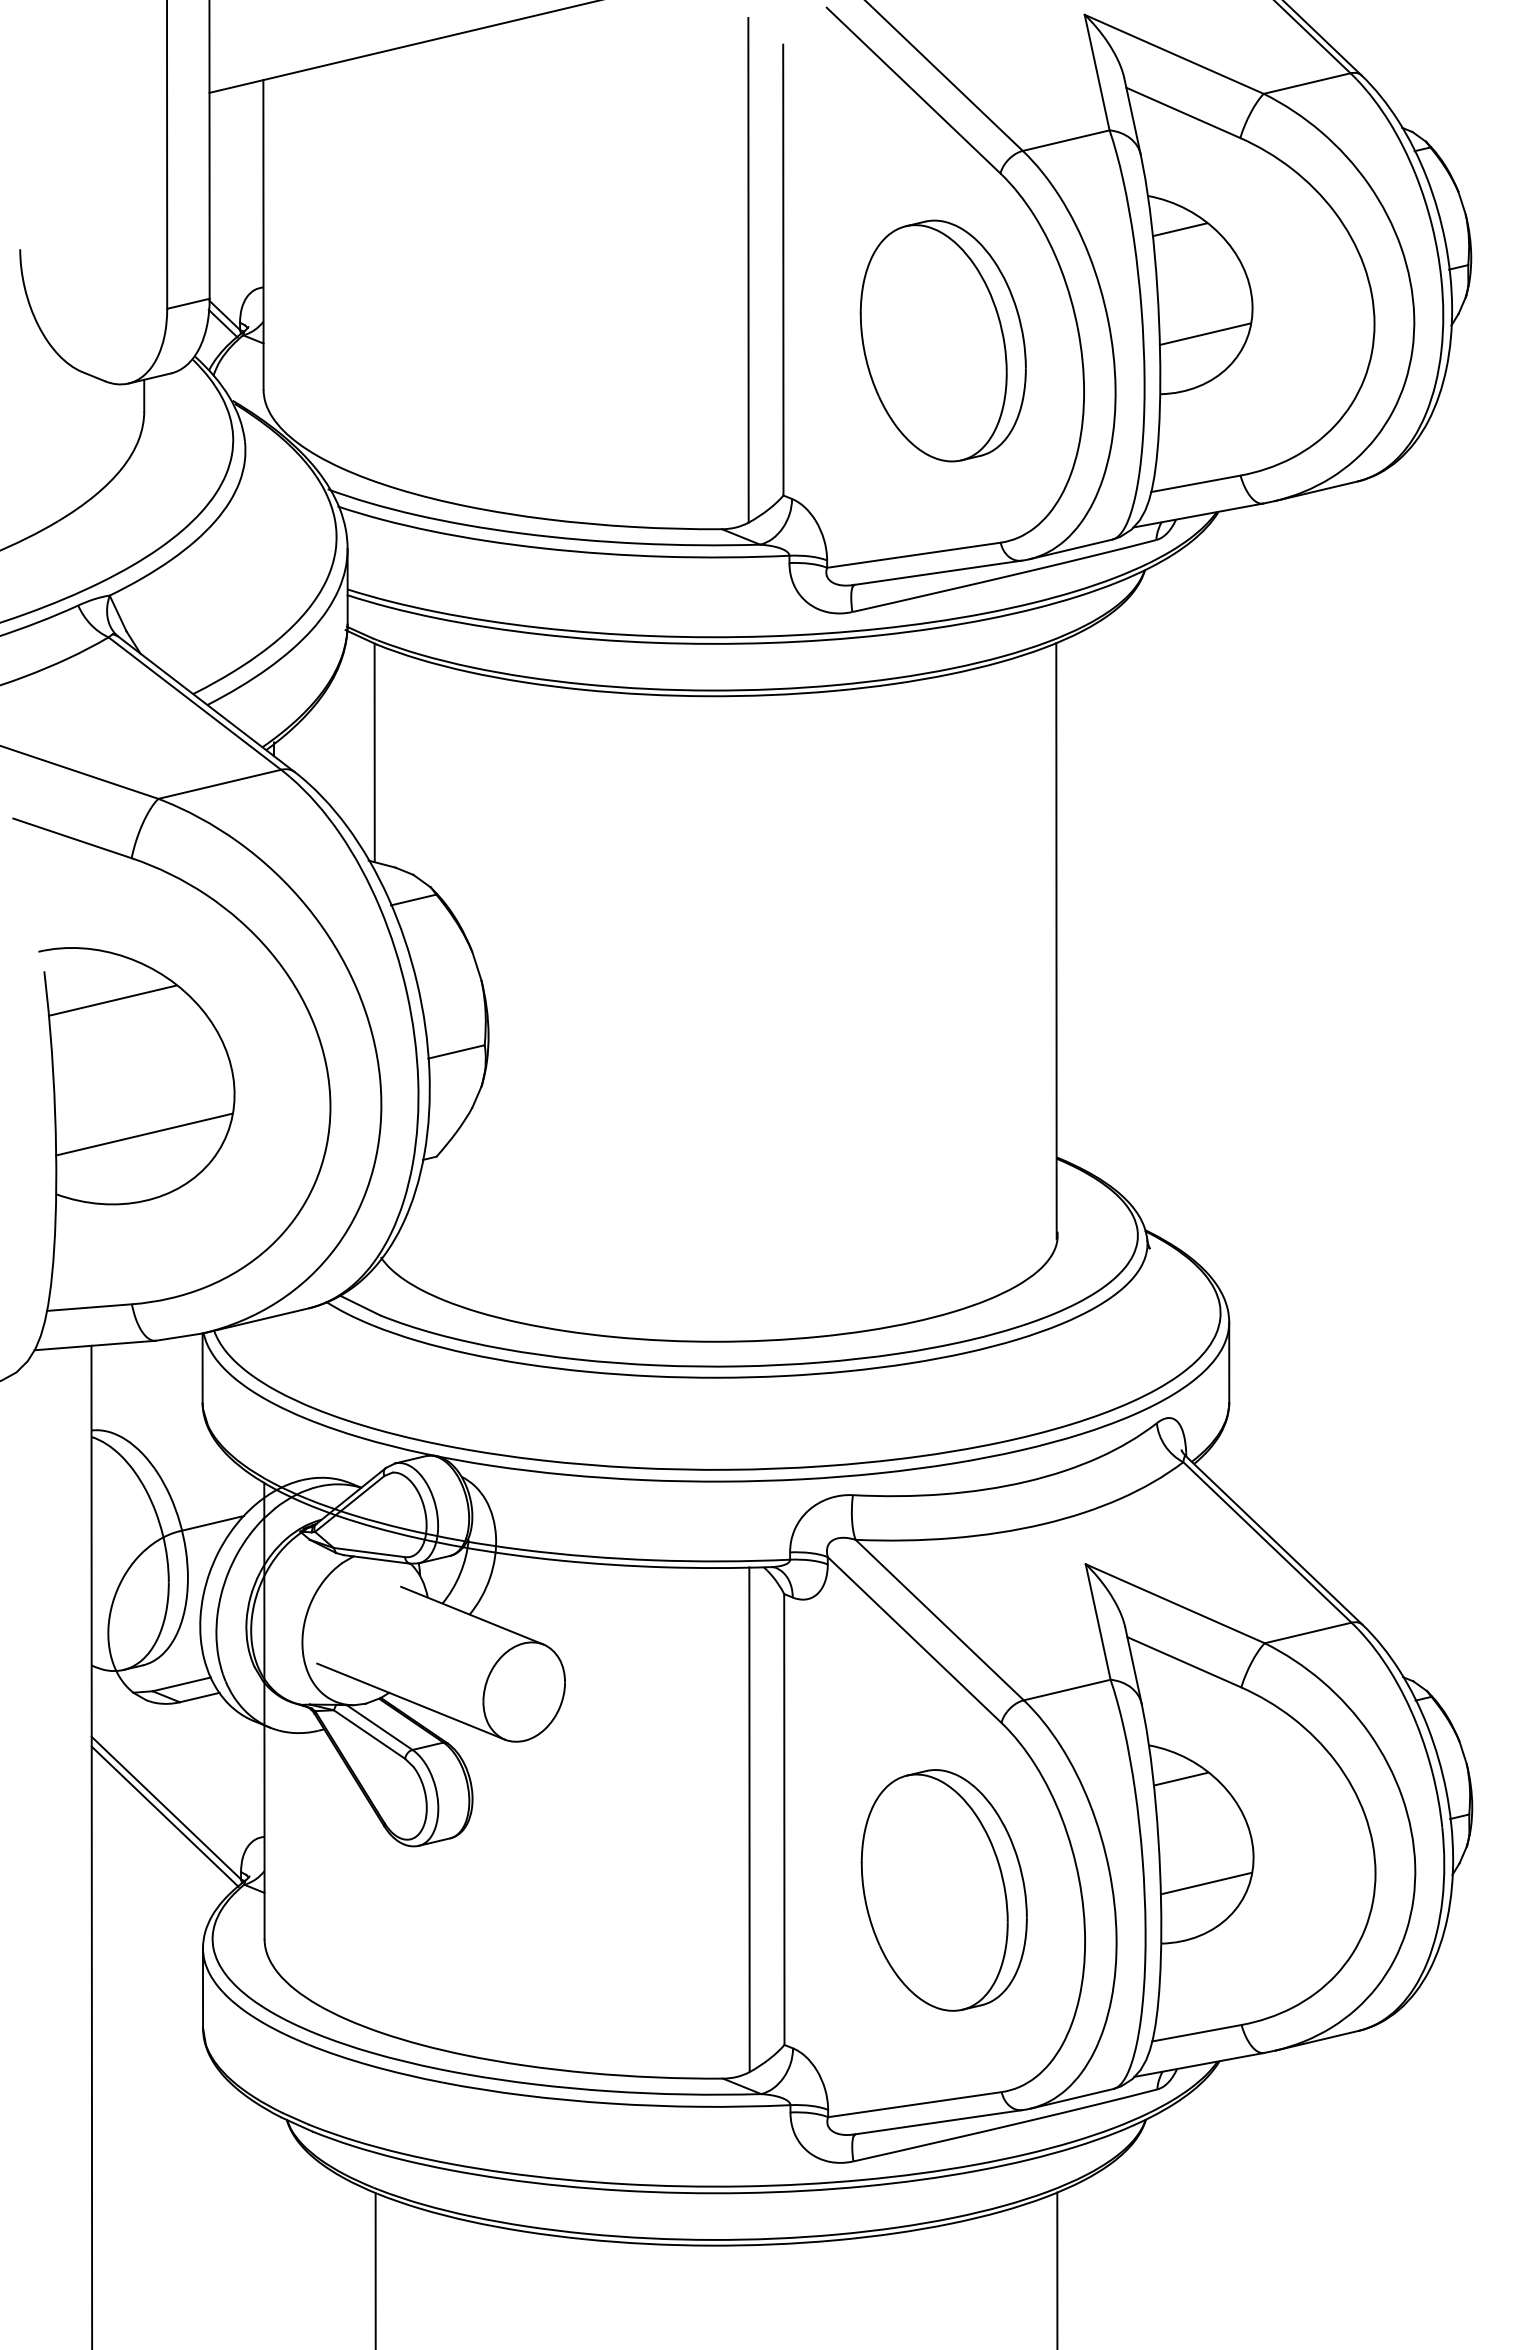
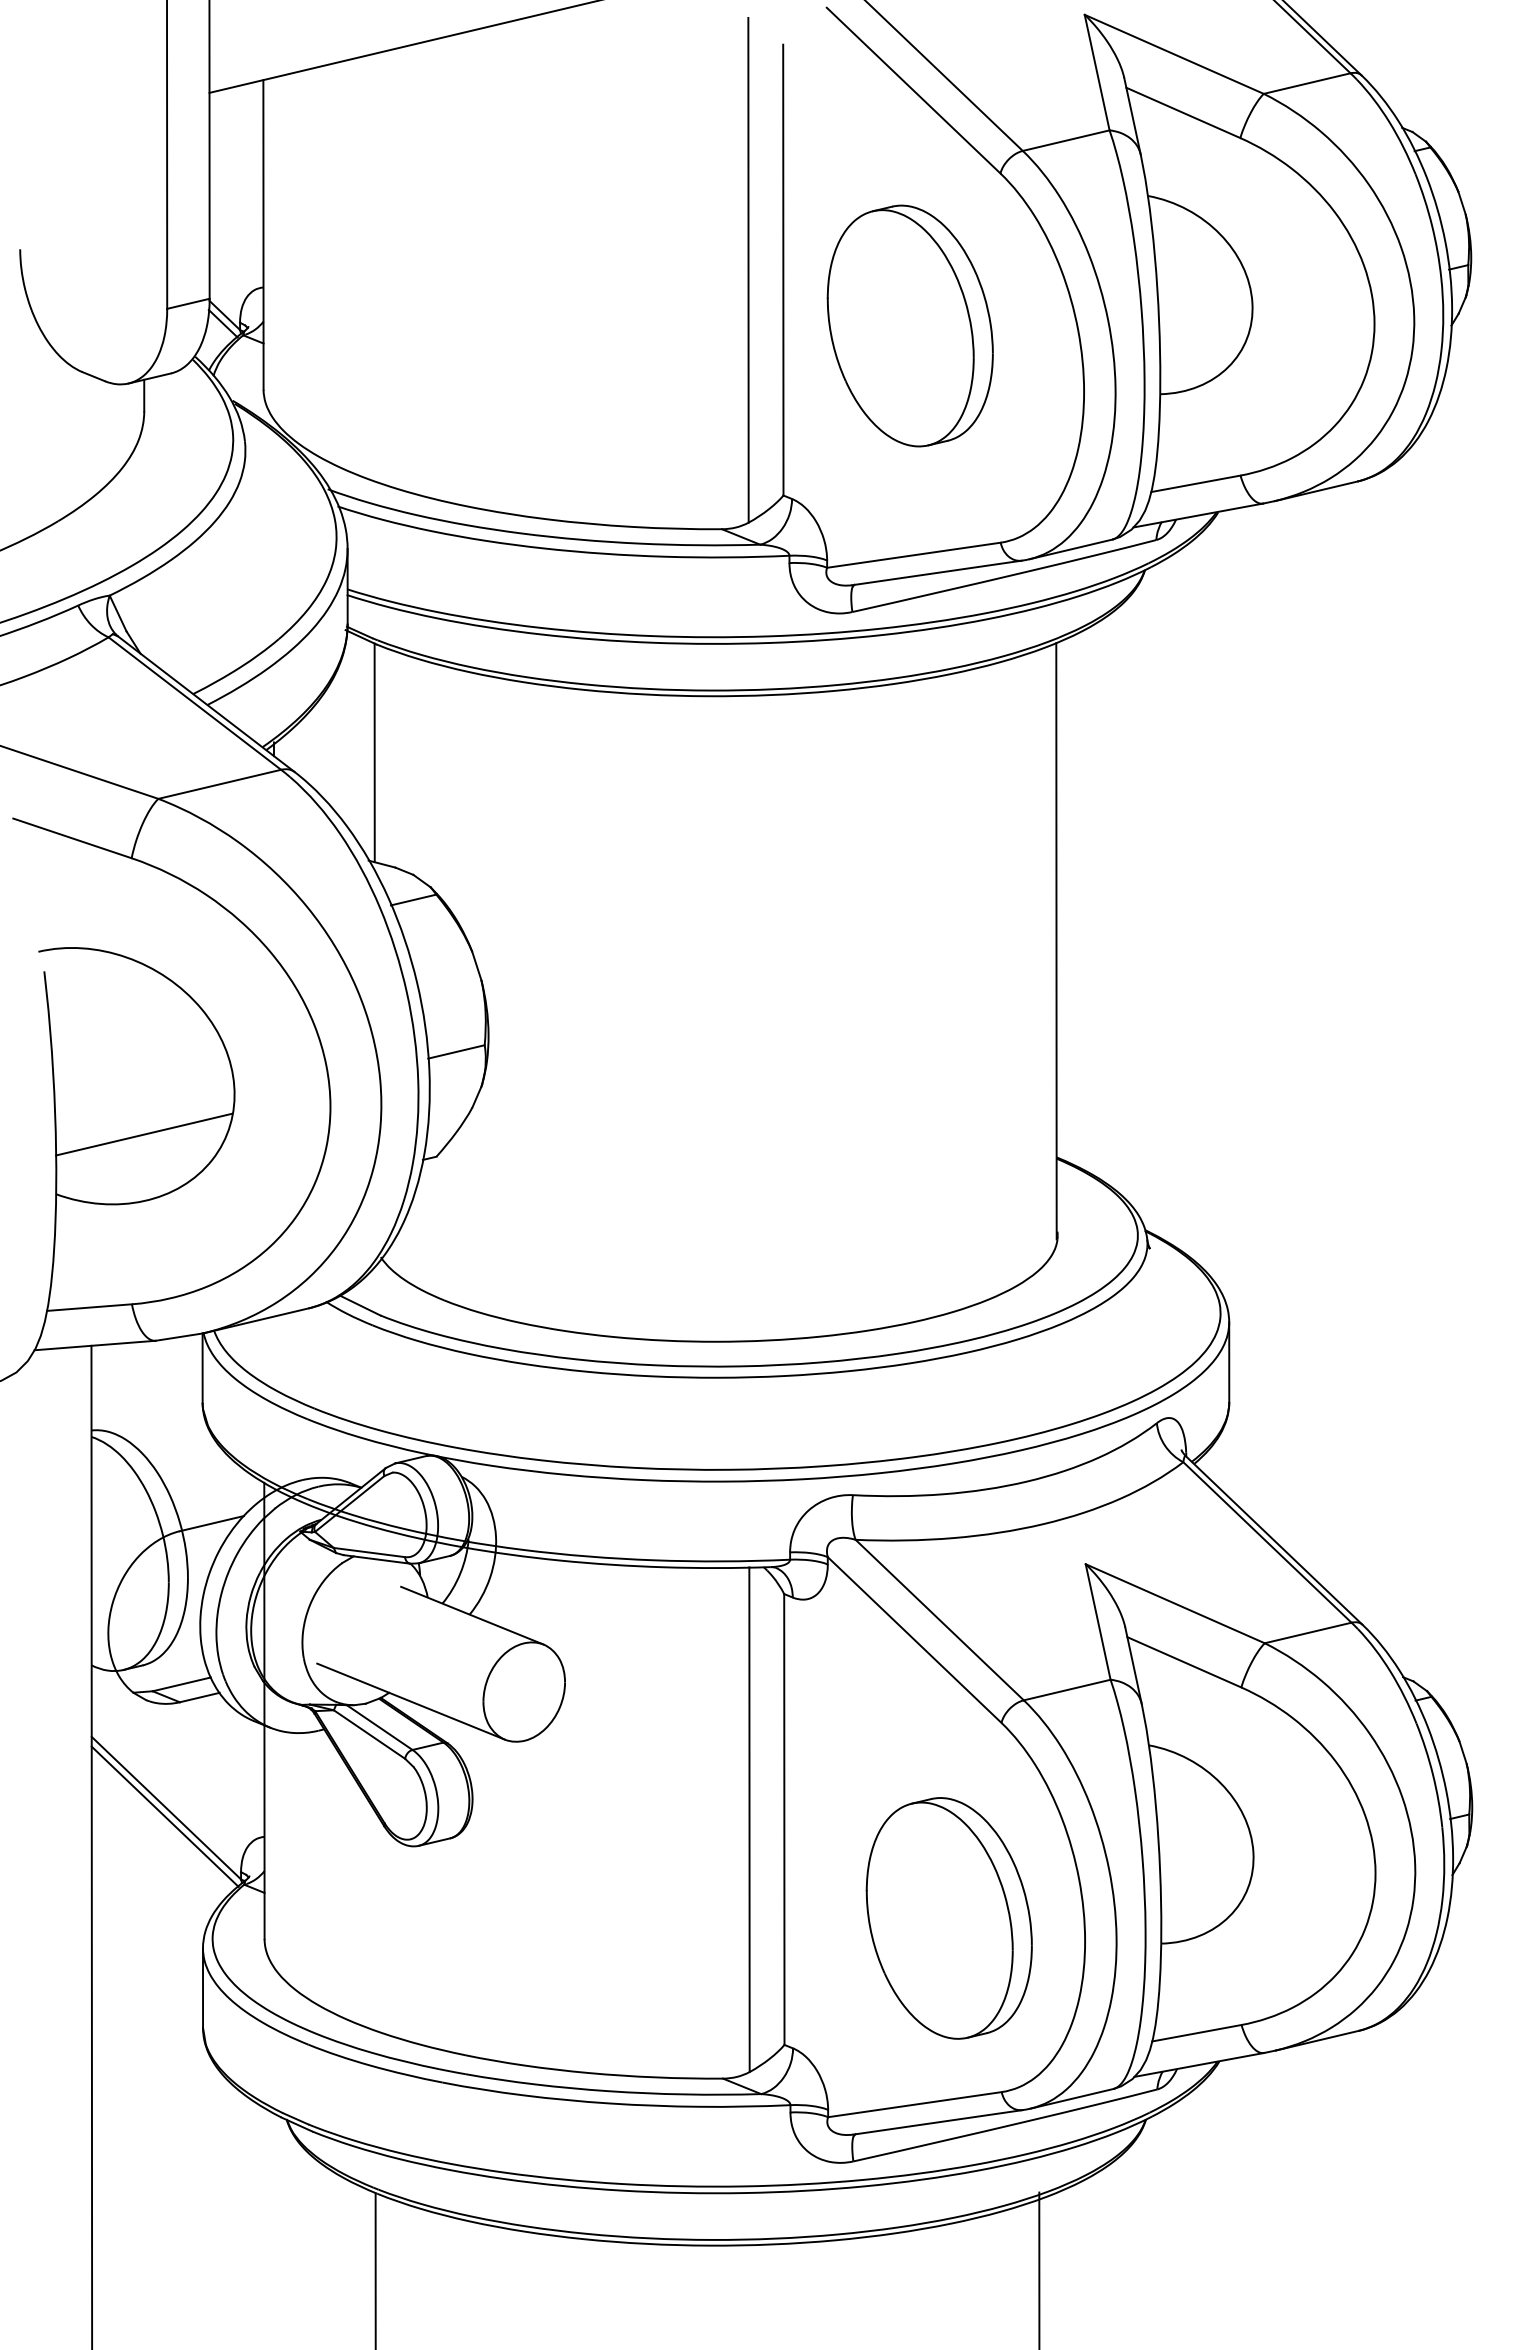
line: present -> none (1179, 229)
line: present -> none (1204, 333)
part position: (942, 340) -> (909, 325) (909, 325)
line: present -> none (112, 1000)
line: present -> none (1180, 1778)
line: present -> none (1205, 1883)
part position: (943, 1890) -> (948, 1918) (948, 1918)
line position: (1057, 2269) -> (1039, 2269) (1039, 2269)
